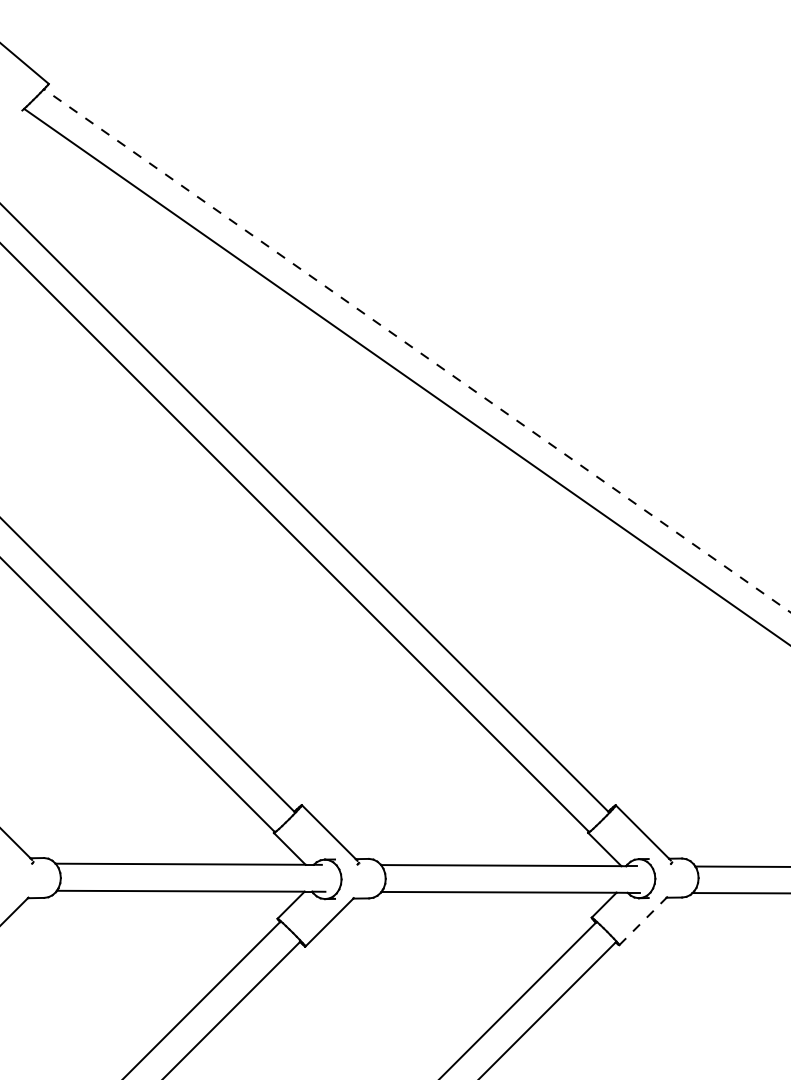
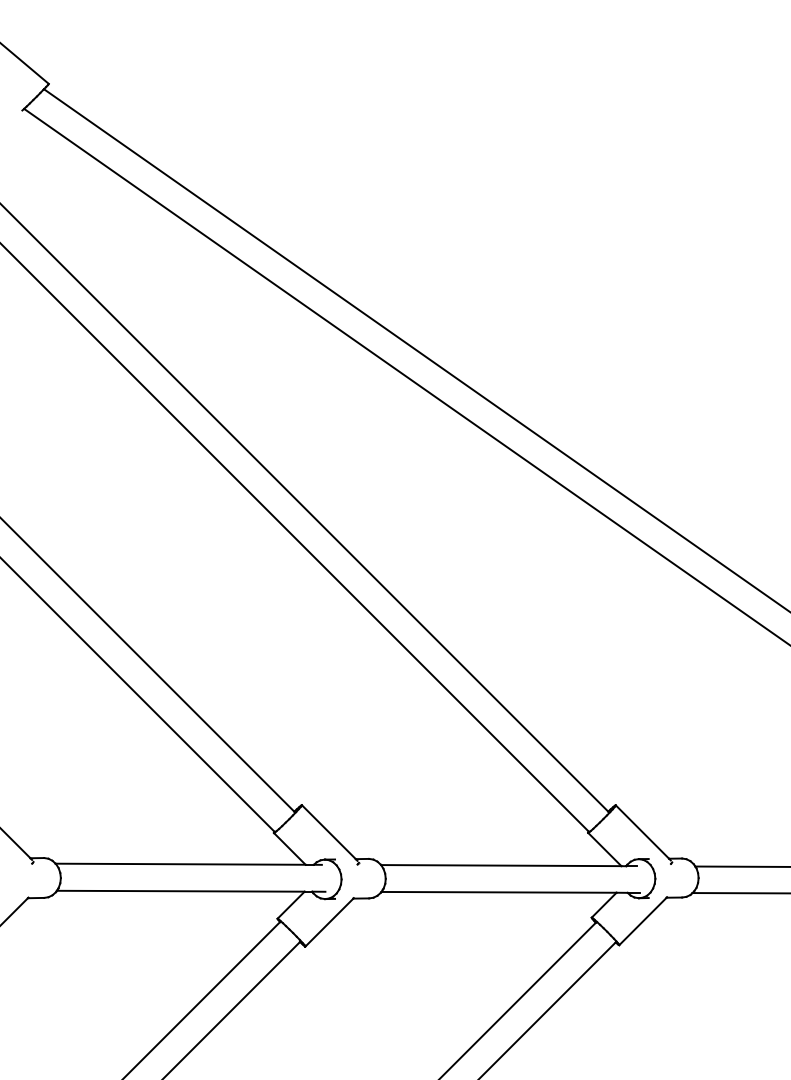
line: dashed -> solid (417, 350)
line: dashed -> solid (642, 921)
